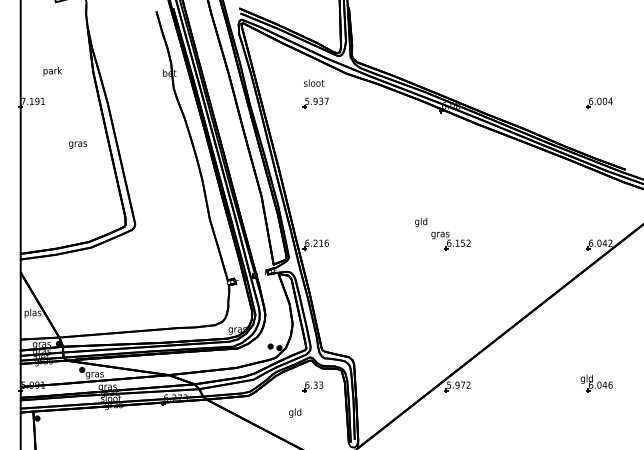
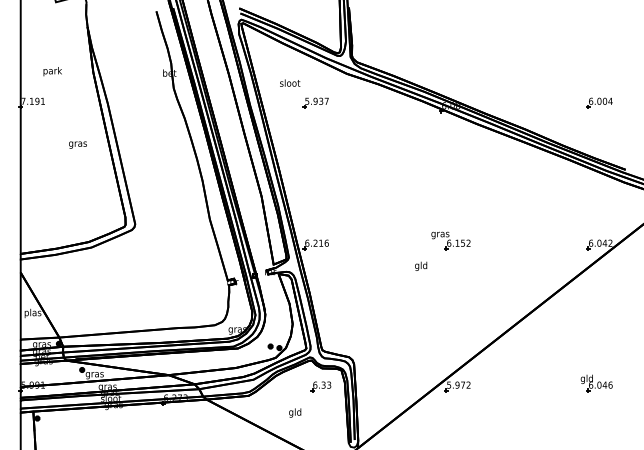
text position: (314, 82) -> (290, 82) (290, 82)
text position: (421, 221) -> (421, 265) (421, 265)
part position: (312, 386) -> (320, 386) (320, 386)
